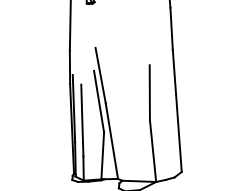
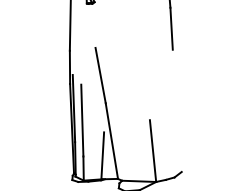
line: present -> none (149, 92)
line: present -> none (99, 101)
line: present -> none (176, 110)
